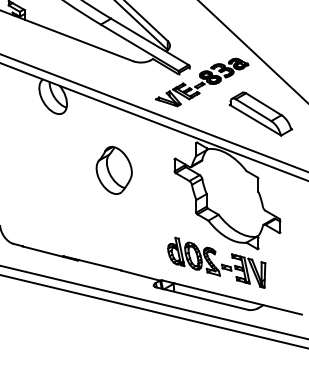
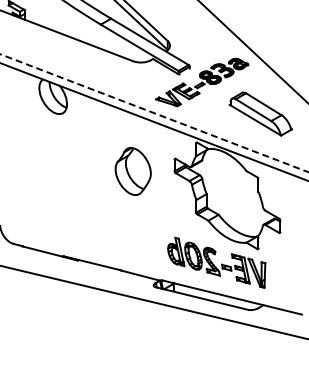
line: solid -> dashed (154, 113)
part position: (113, 170) -> (132, 171) (132, 171)
line: present -> none (153, 311)
